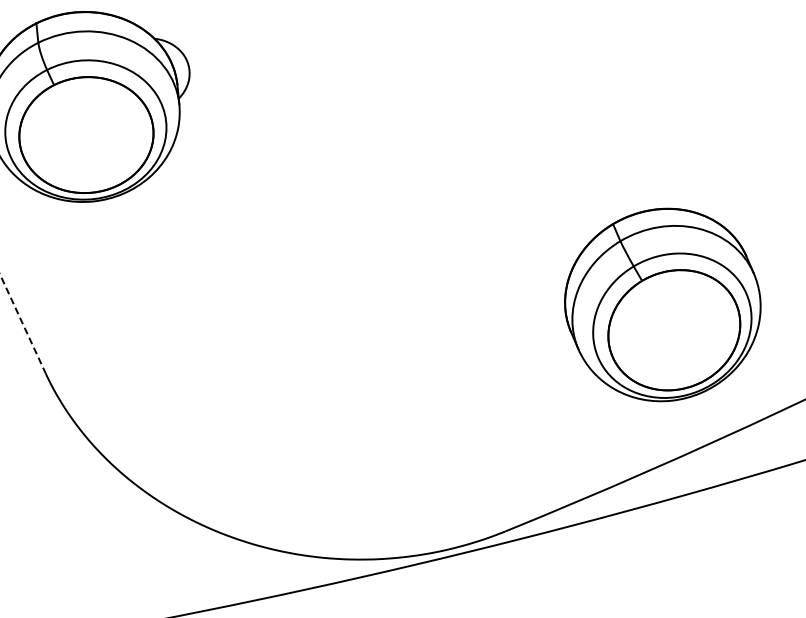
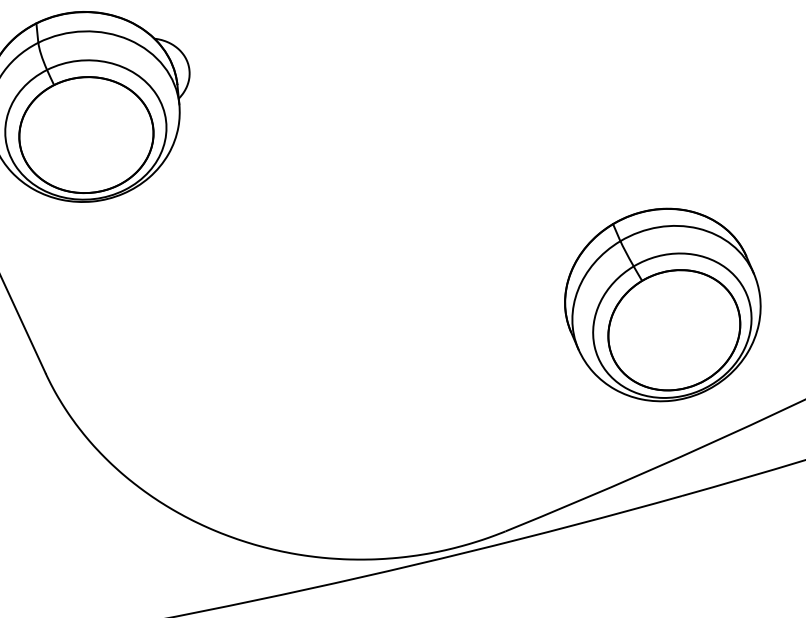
line: dashed -> solid (23, 324)
